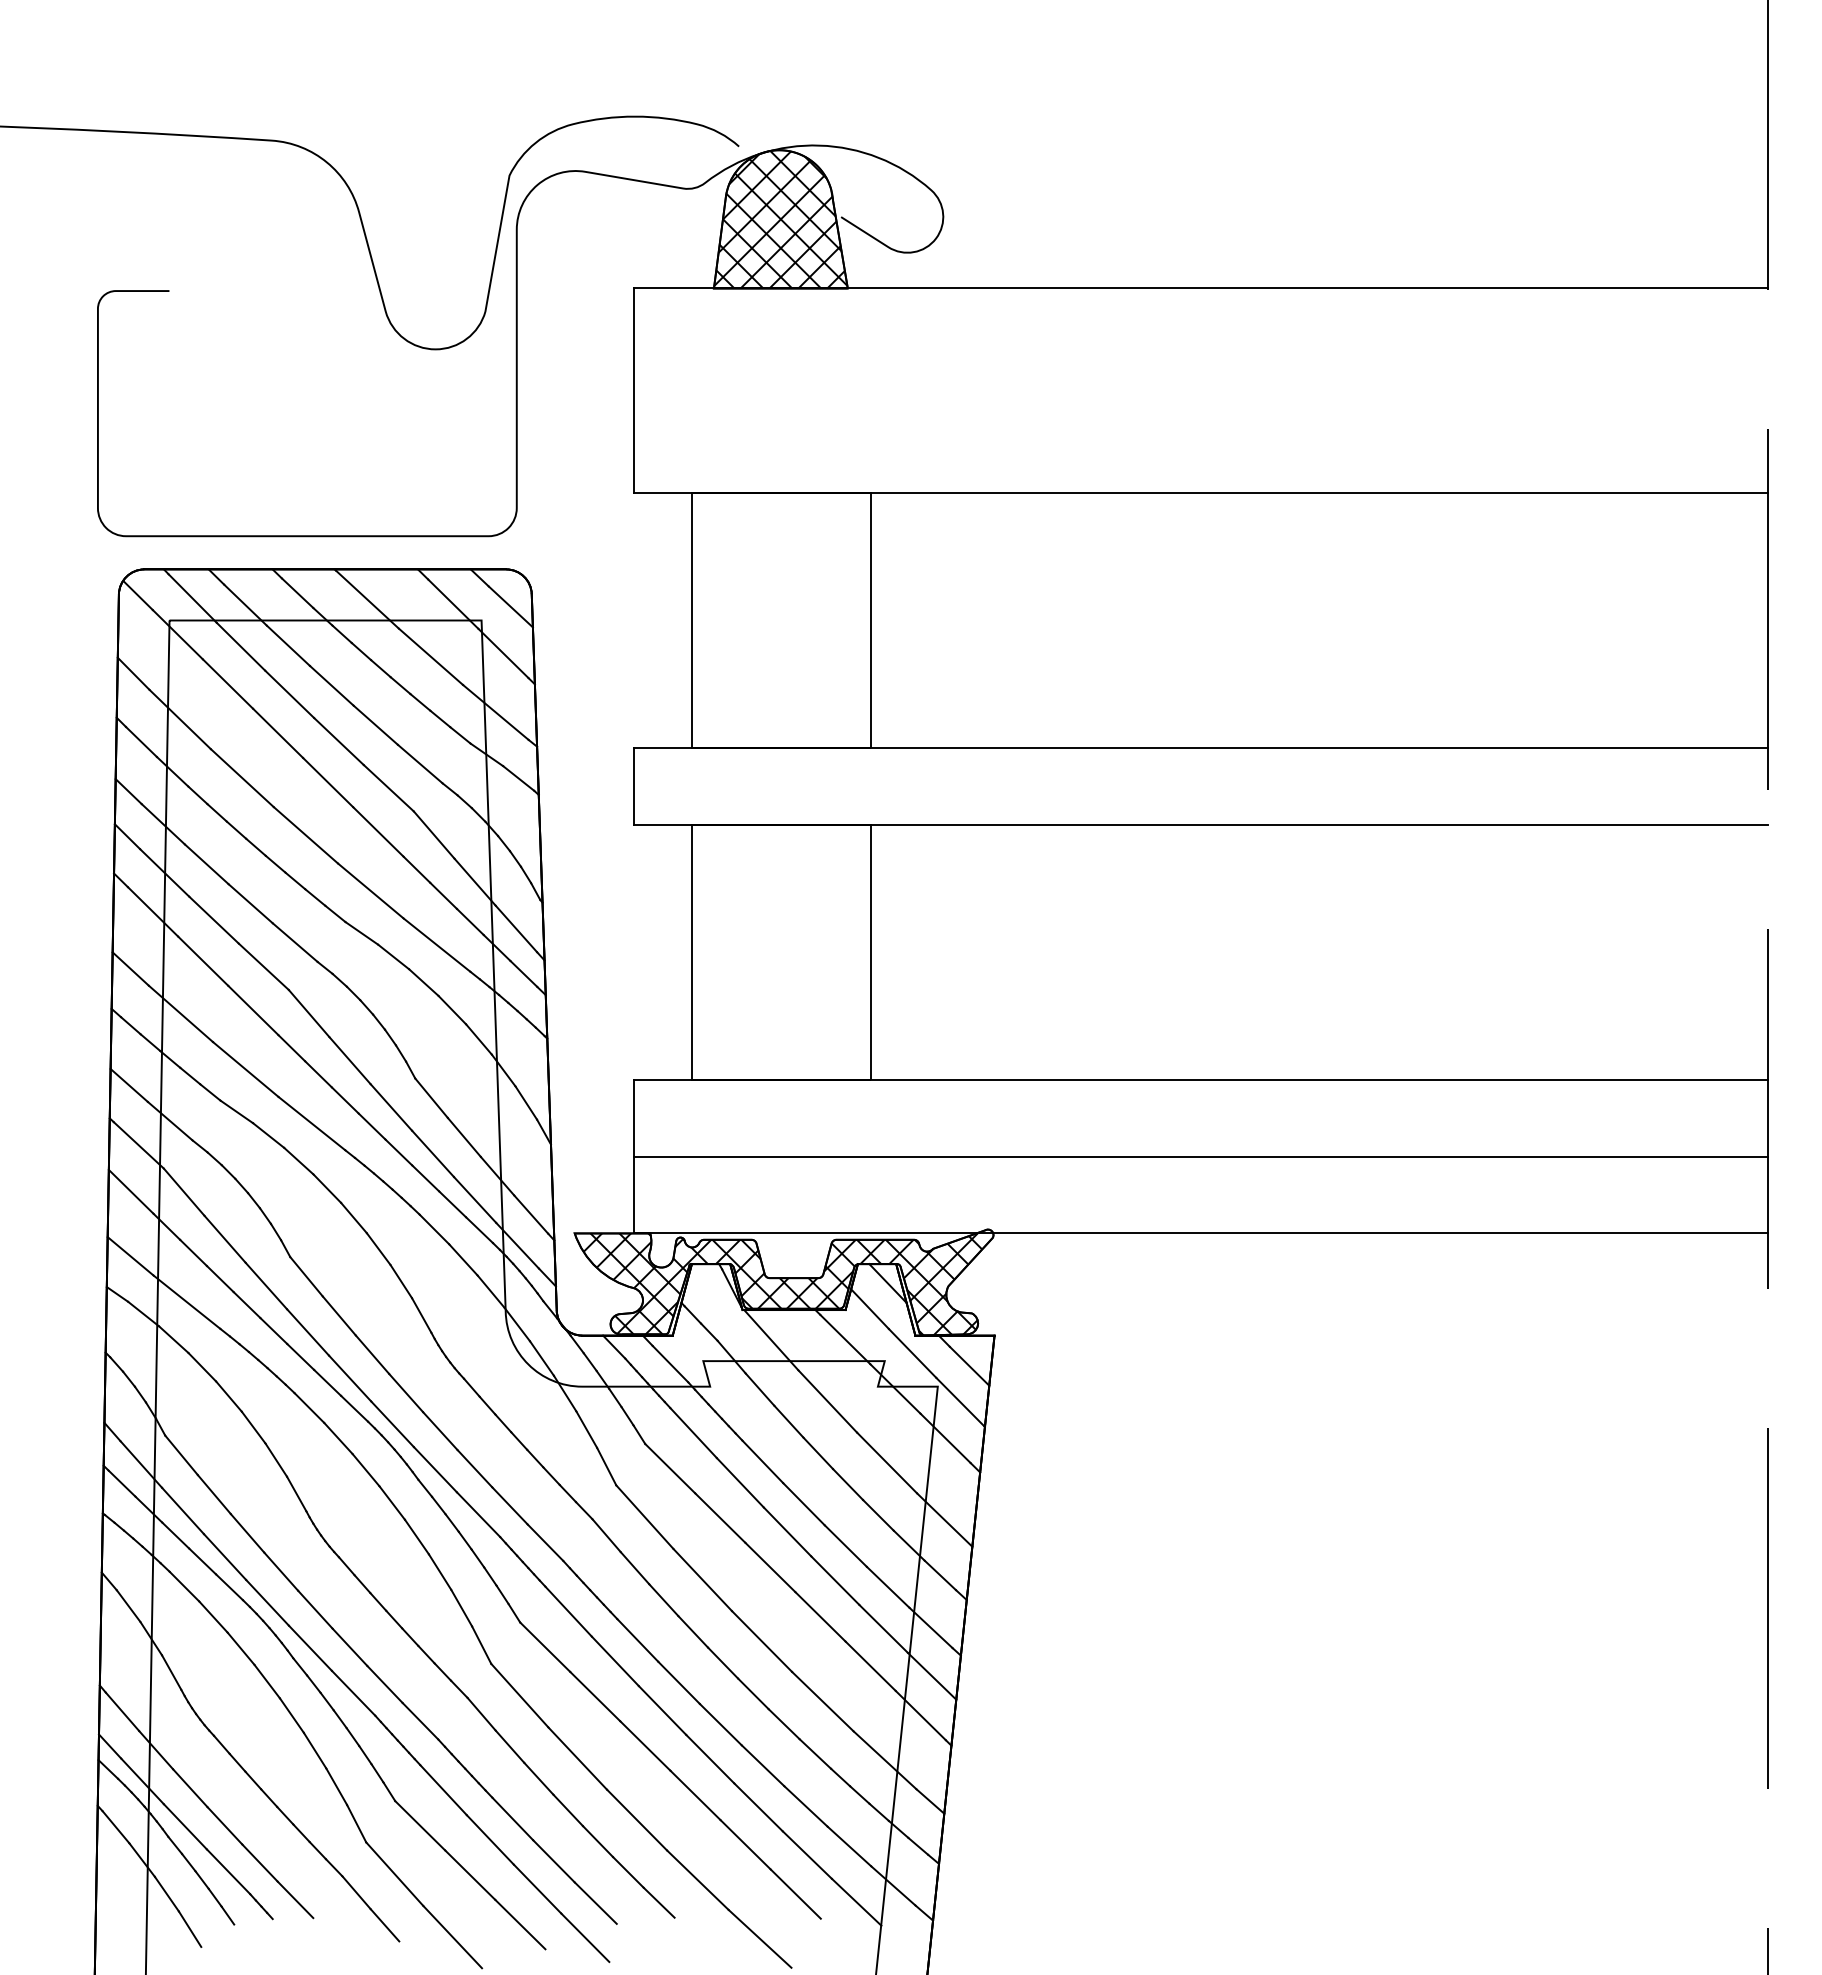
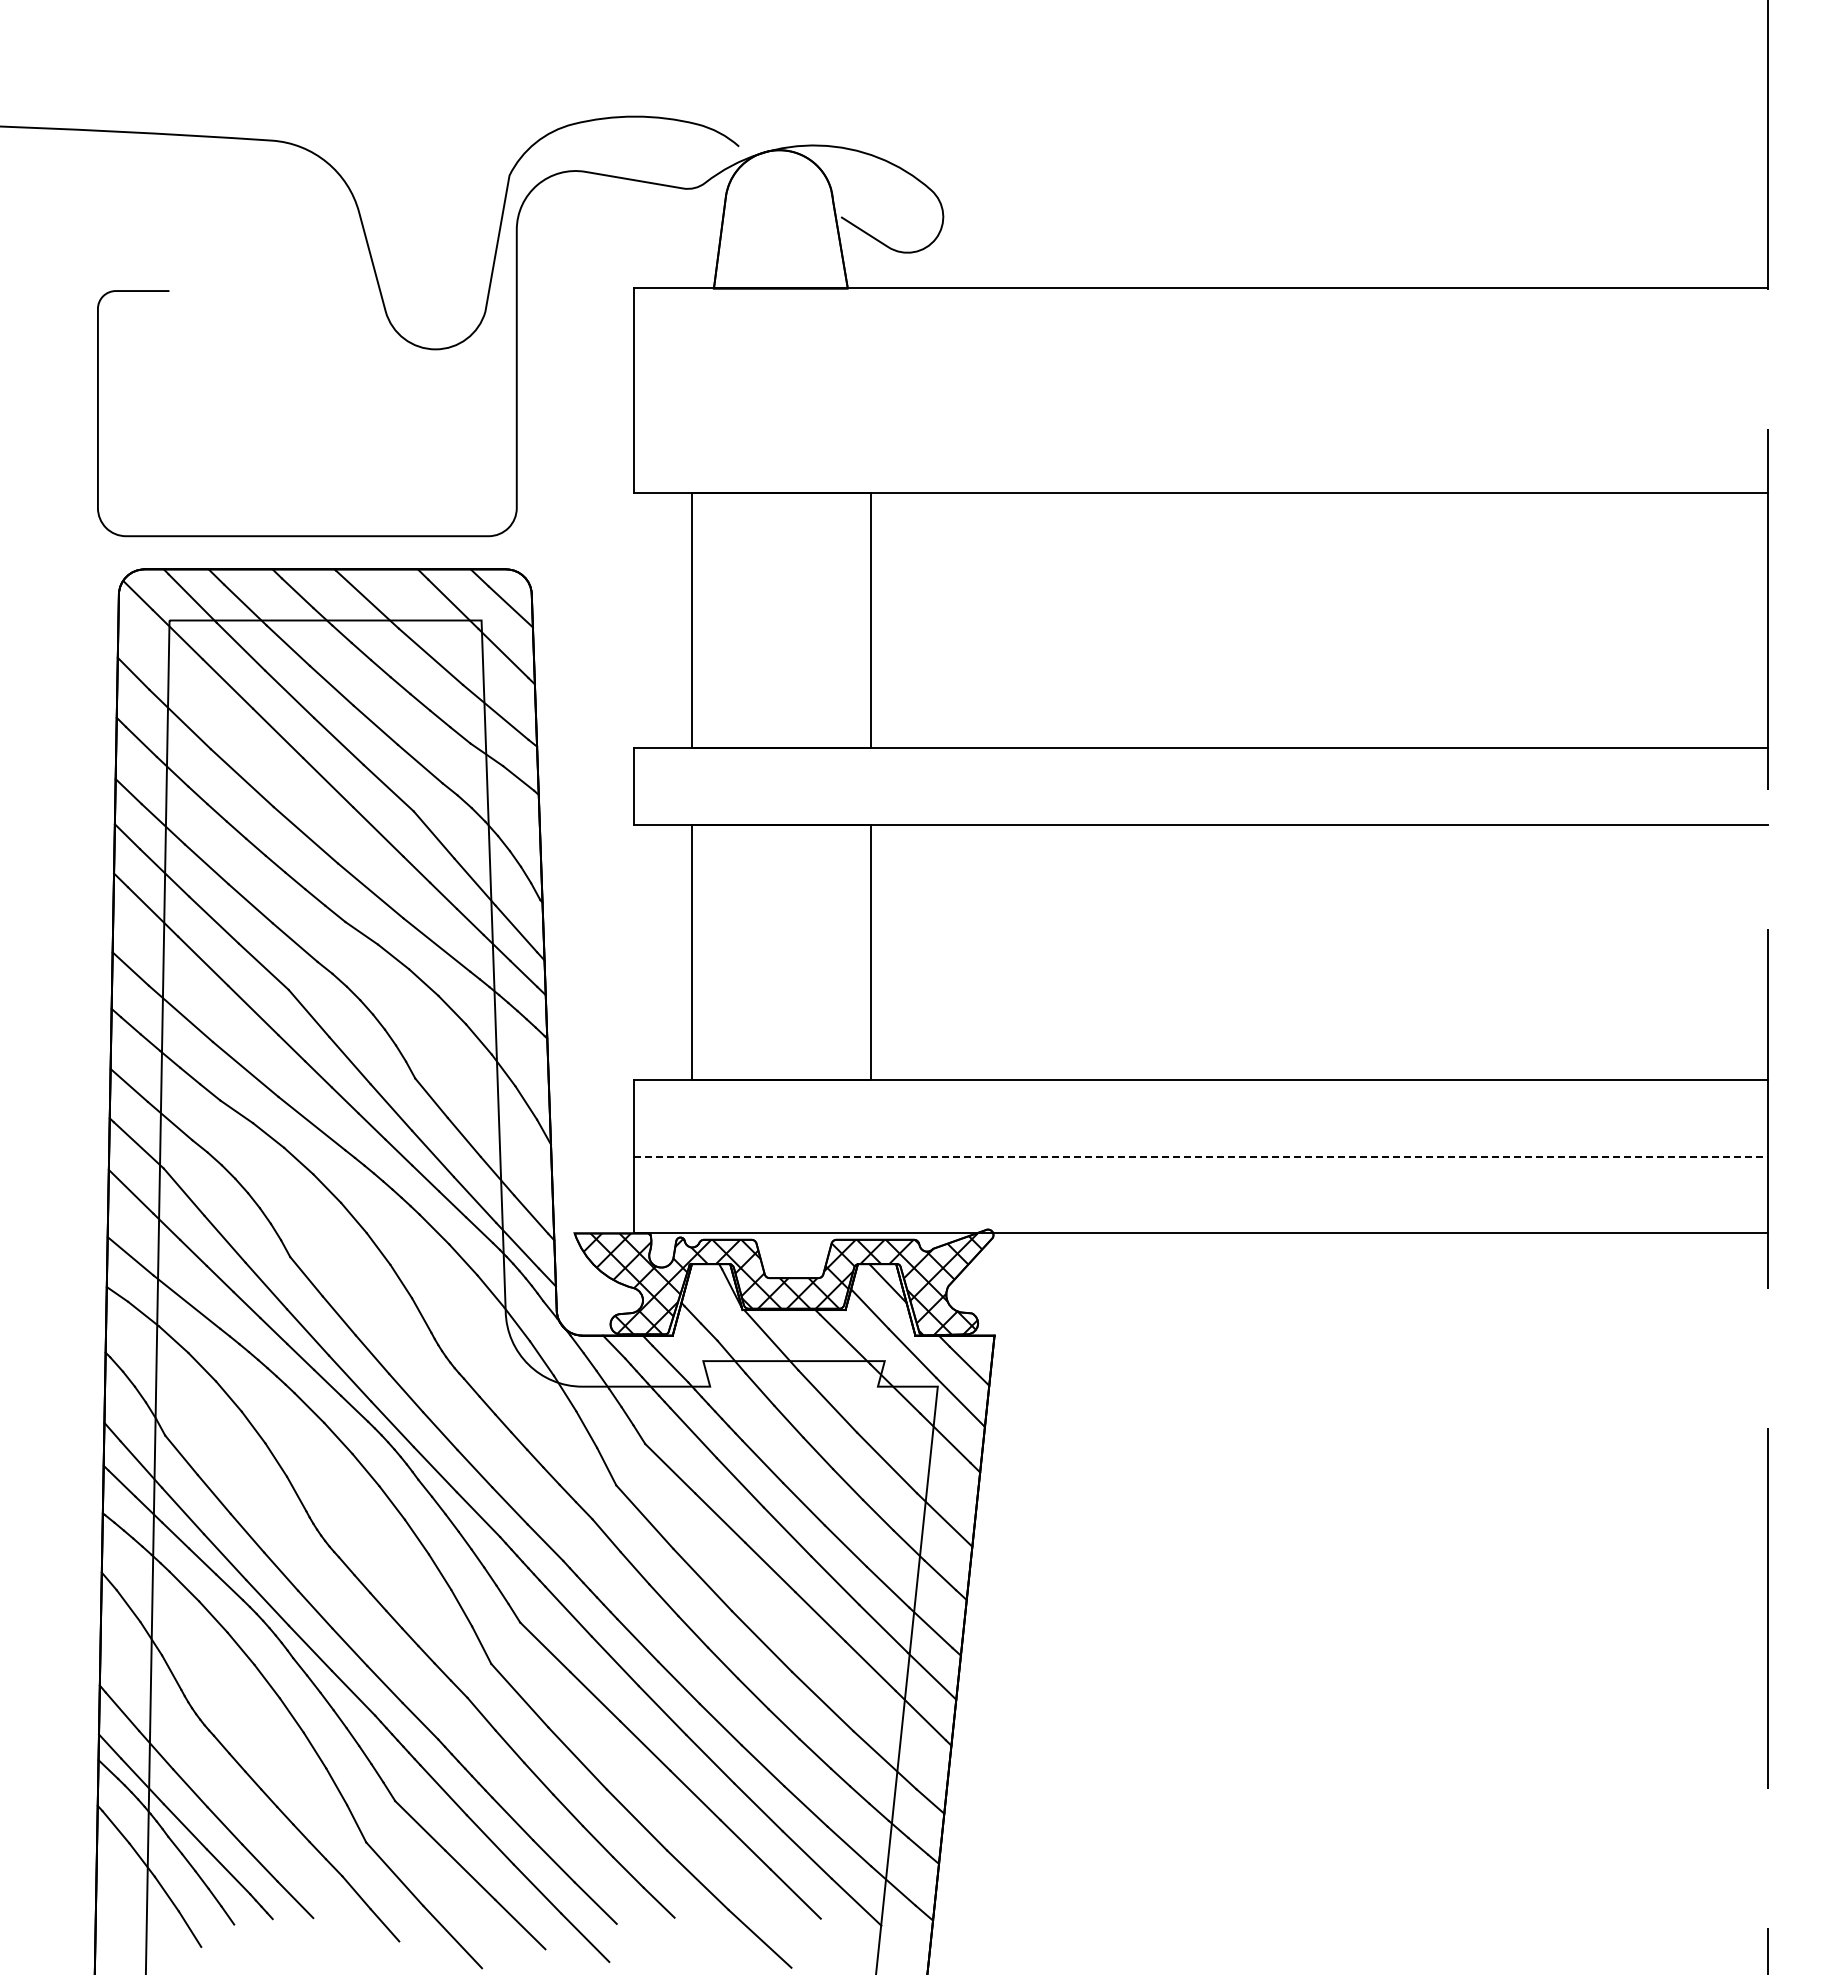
hatch: present -> none (780, 219)
line: solid -> dashed (1200, 1156)
